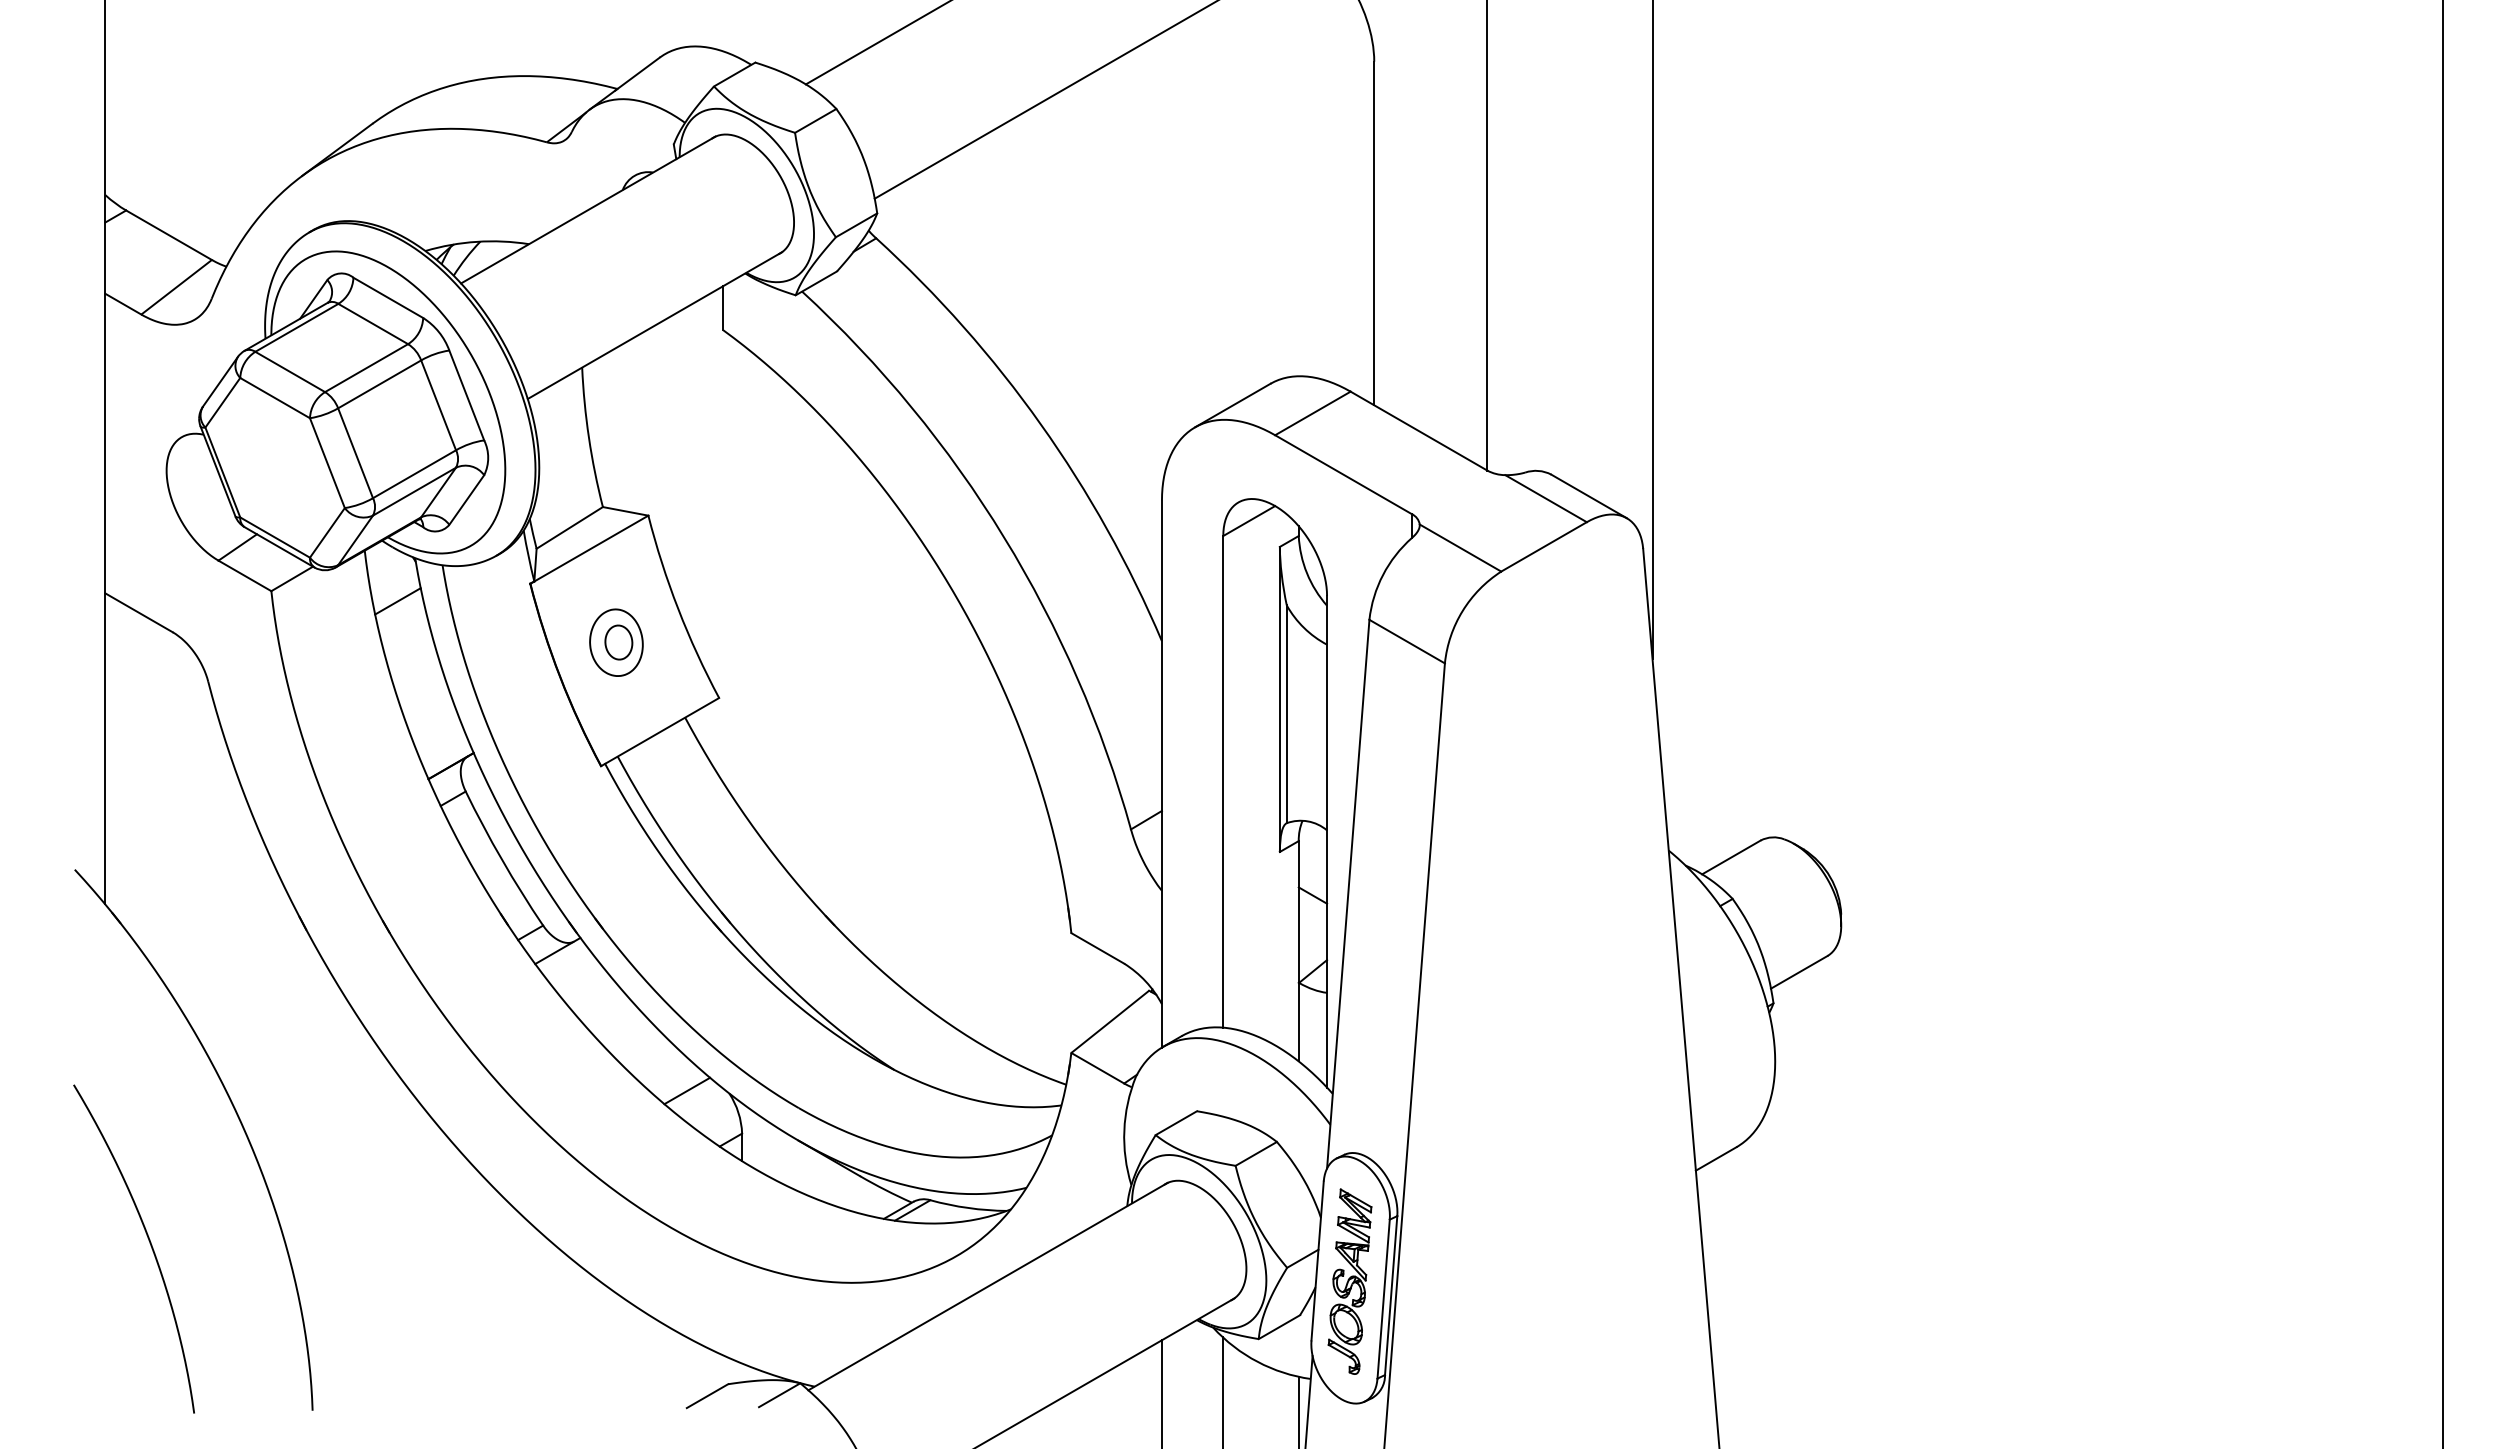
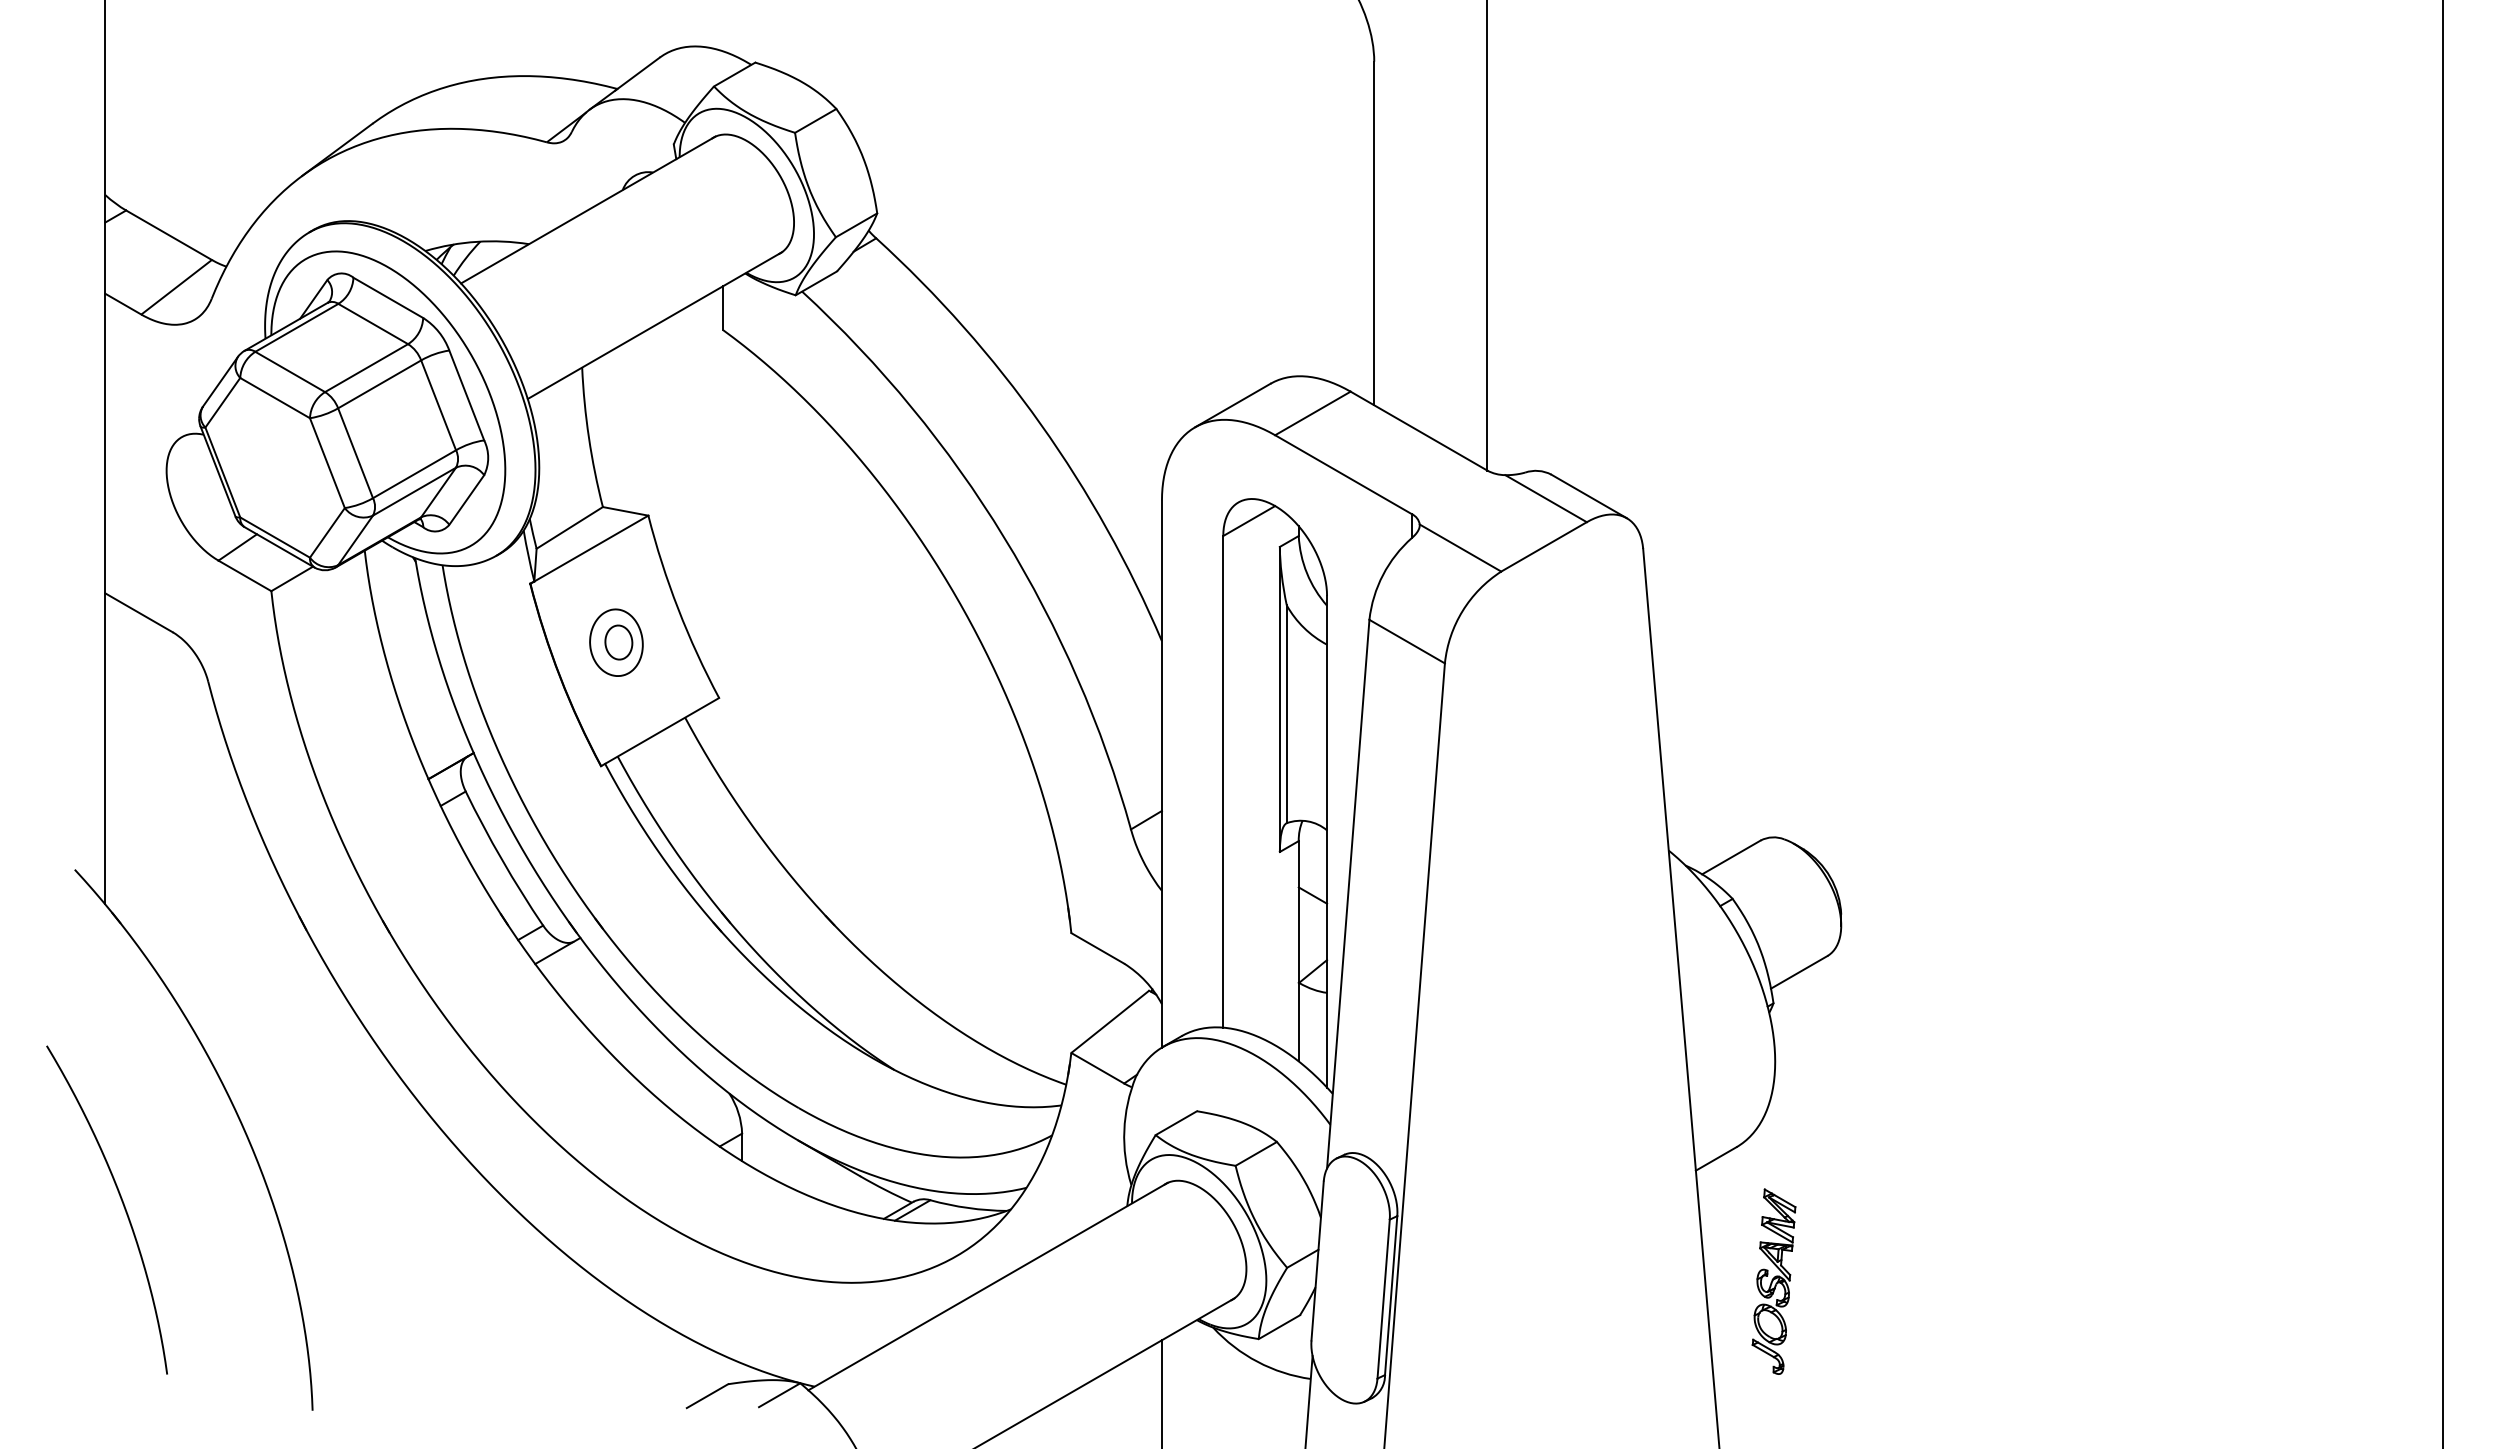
line: present -> none (876, 43)
line: present -> none (1044, 100)
line: present -> none (1652, 330)
line: present -> none (397, 601)
line: present -> none (687, 1090)
curve position: (149, 1243) -> (122, 1204) (122, 1204)
part position: (1349, 1281) -> (1773, 1281) (1773, 1281)
line: present -> none (1223, 1391)
line: present -> none (1298, 1411)
